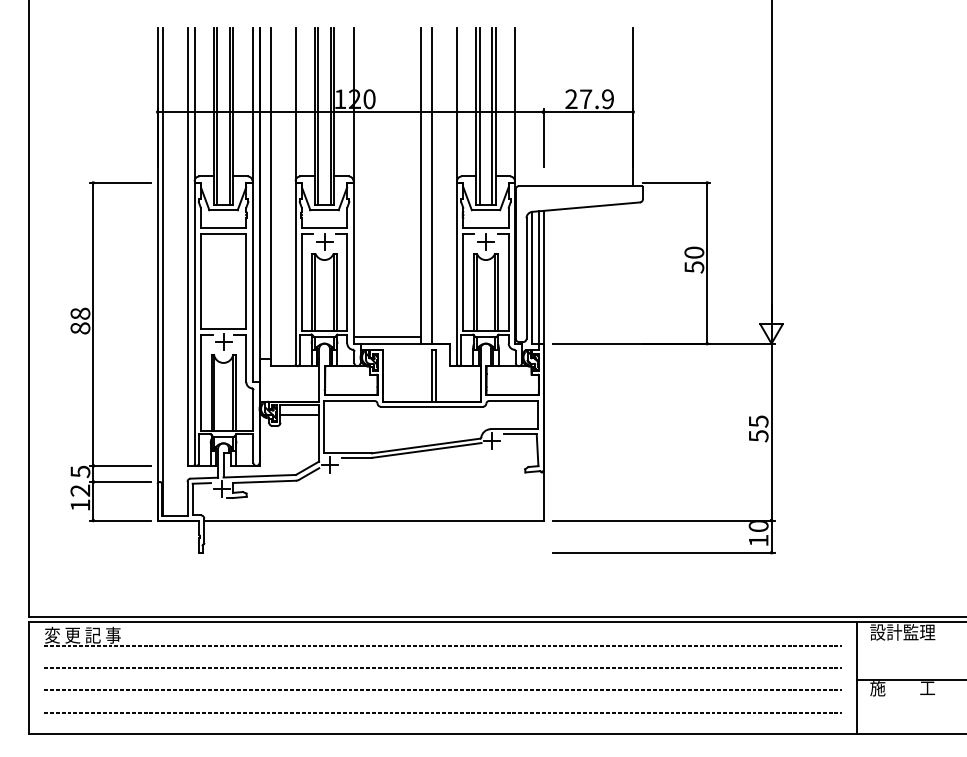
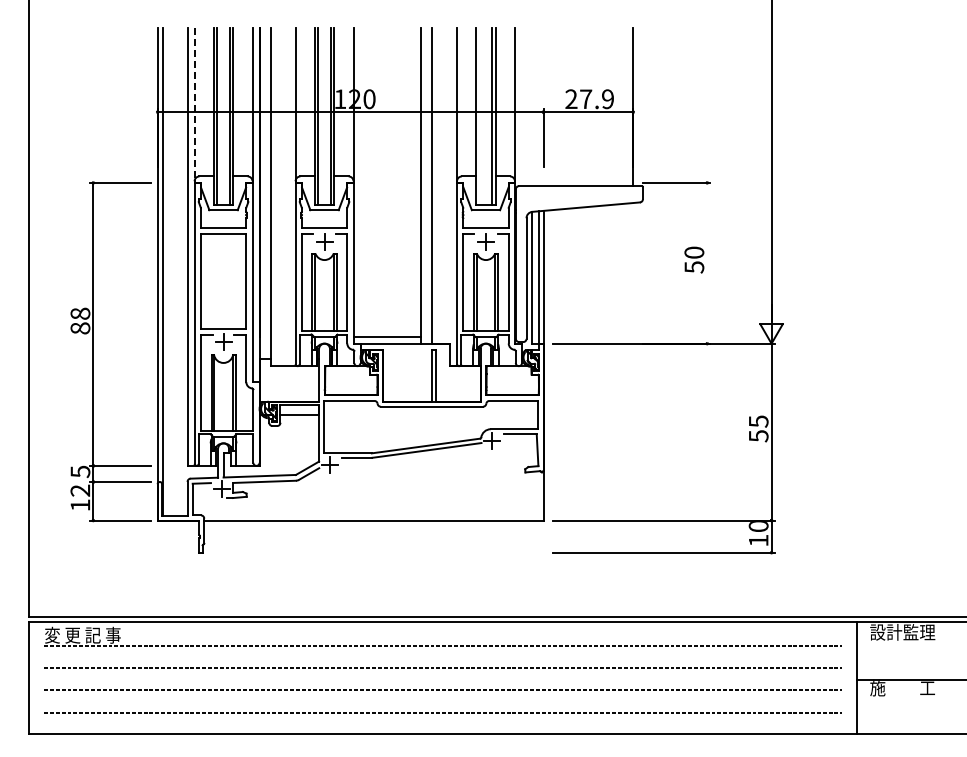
line: solid -> dashed (194, 104)
line: present -> none (479, 116)
line: present -> none (707, 262)
